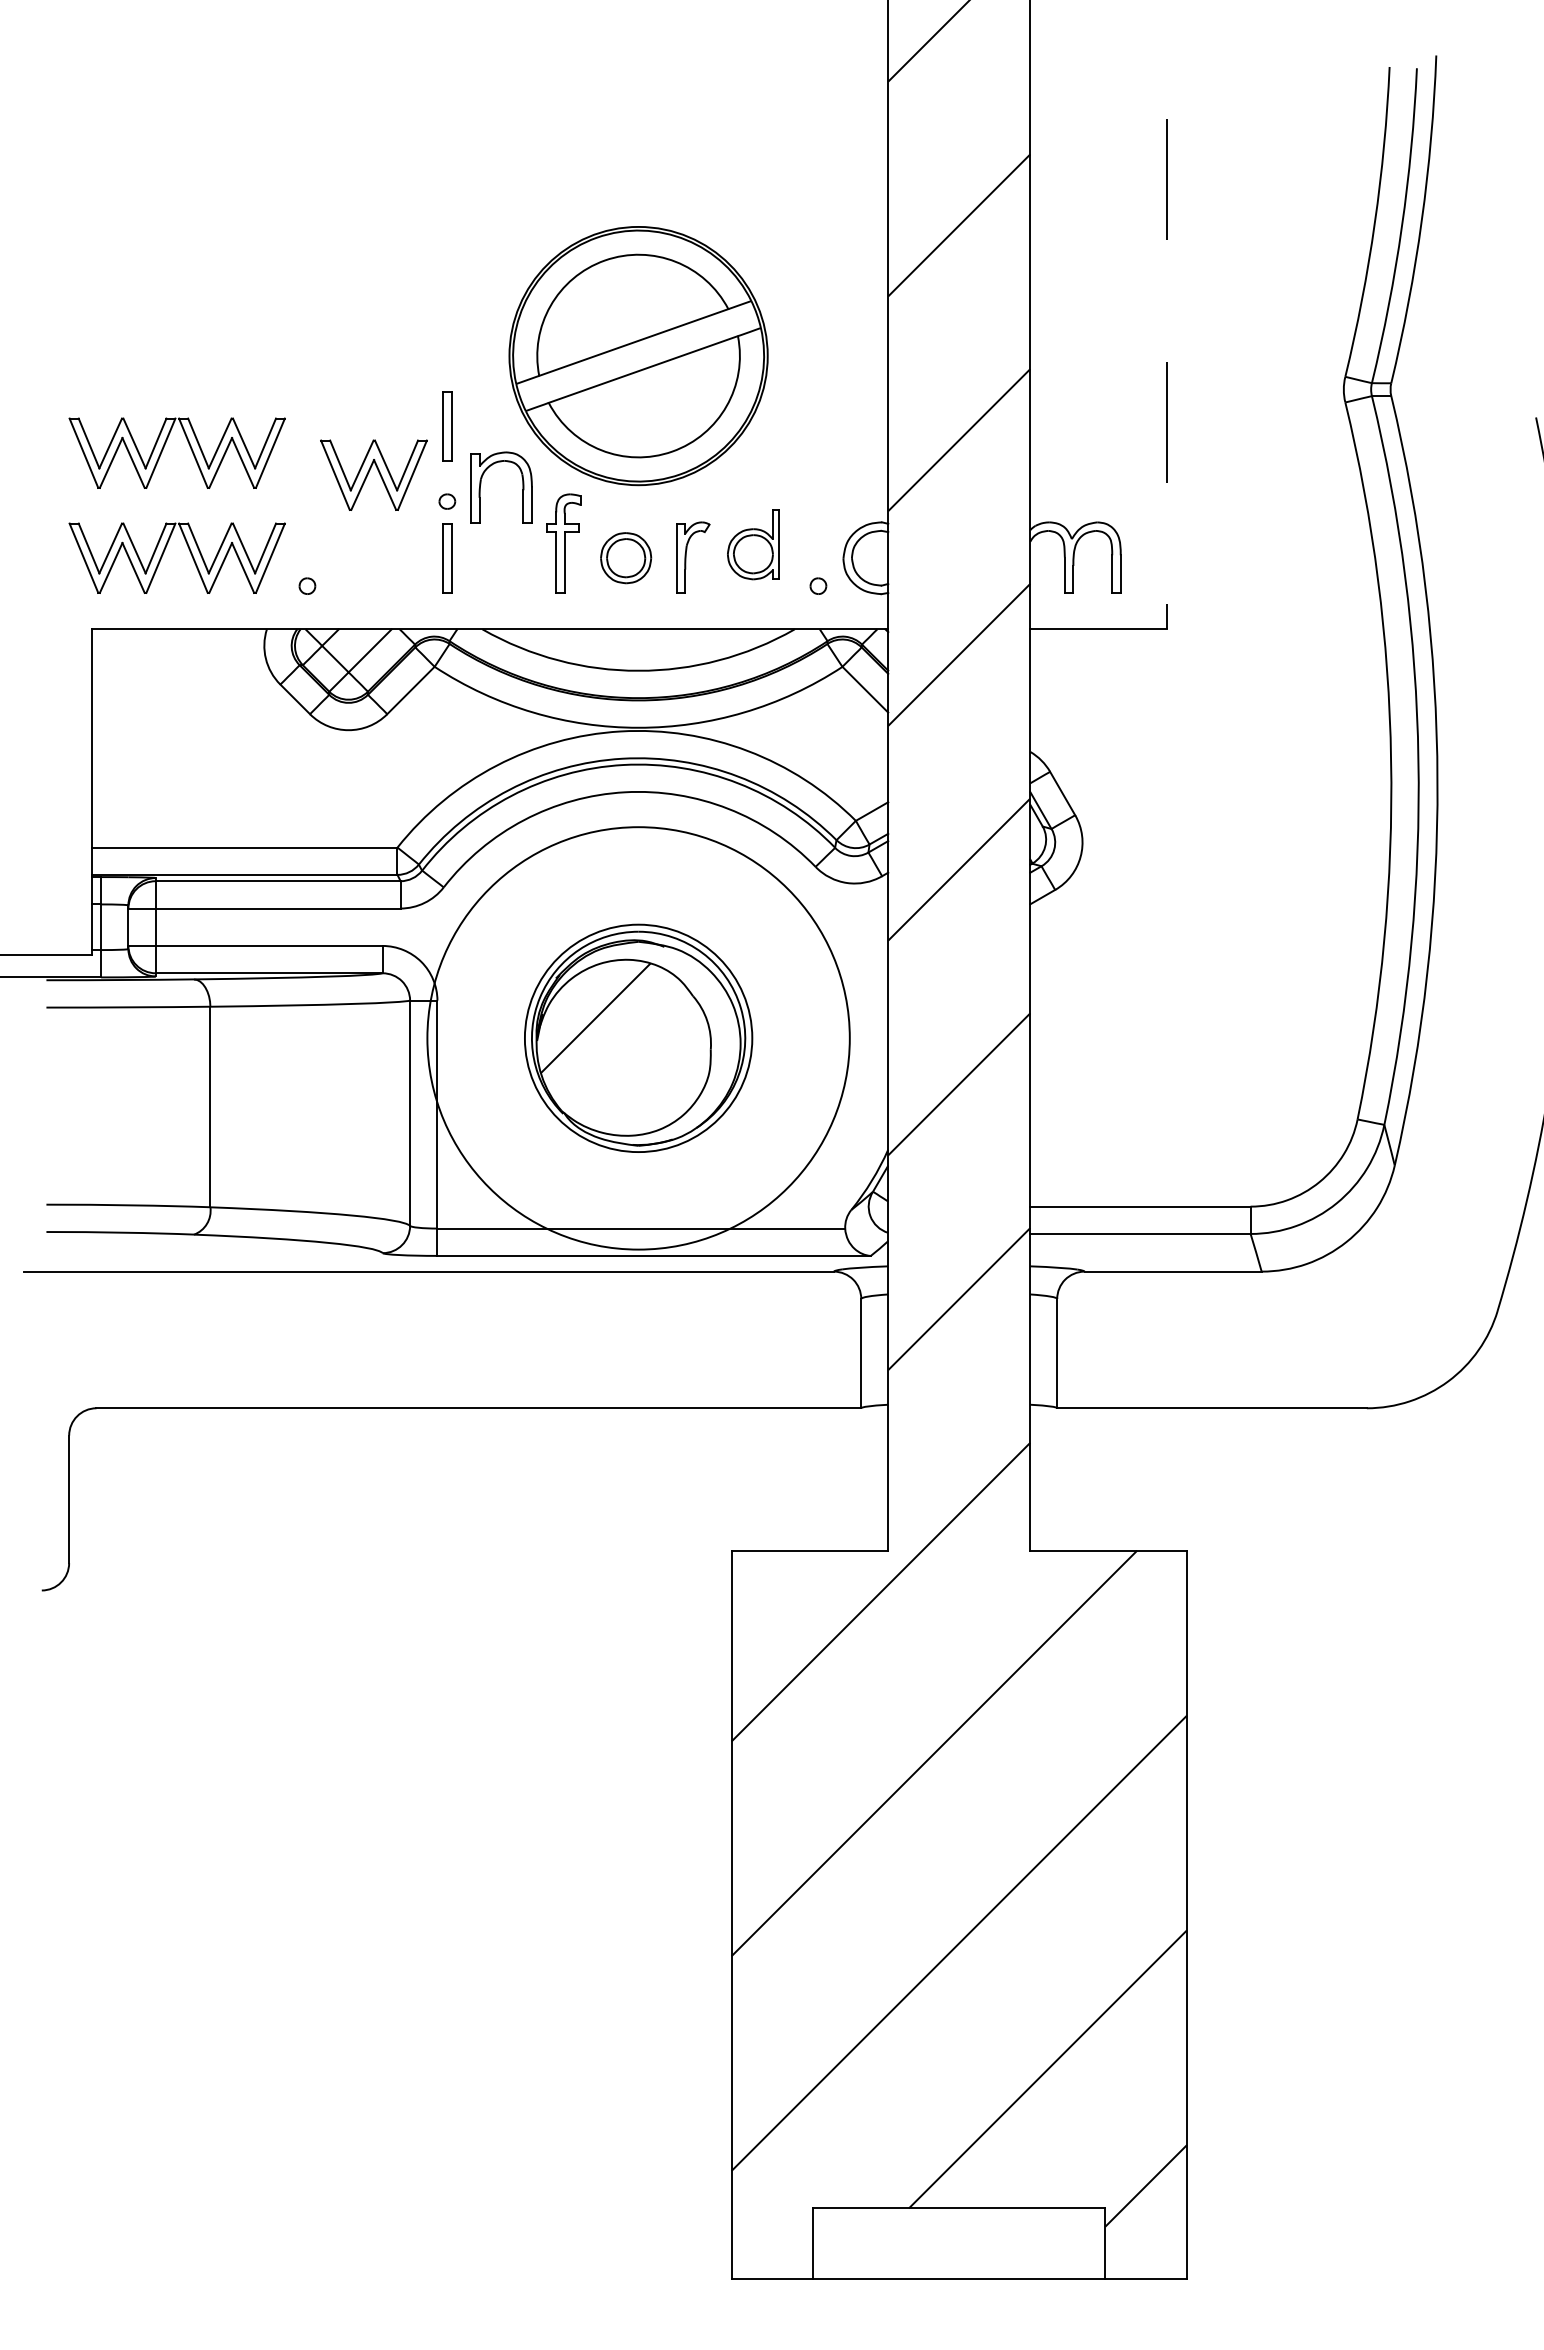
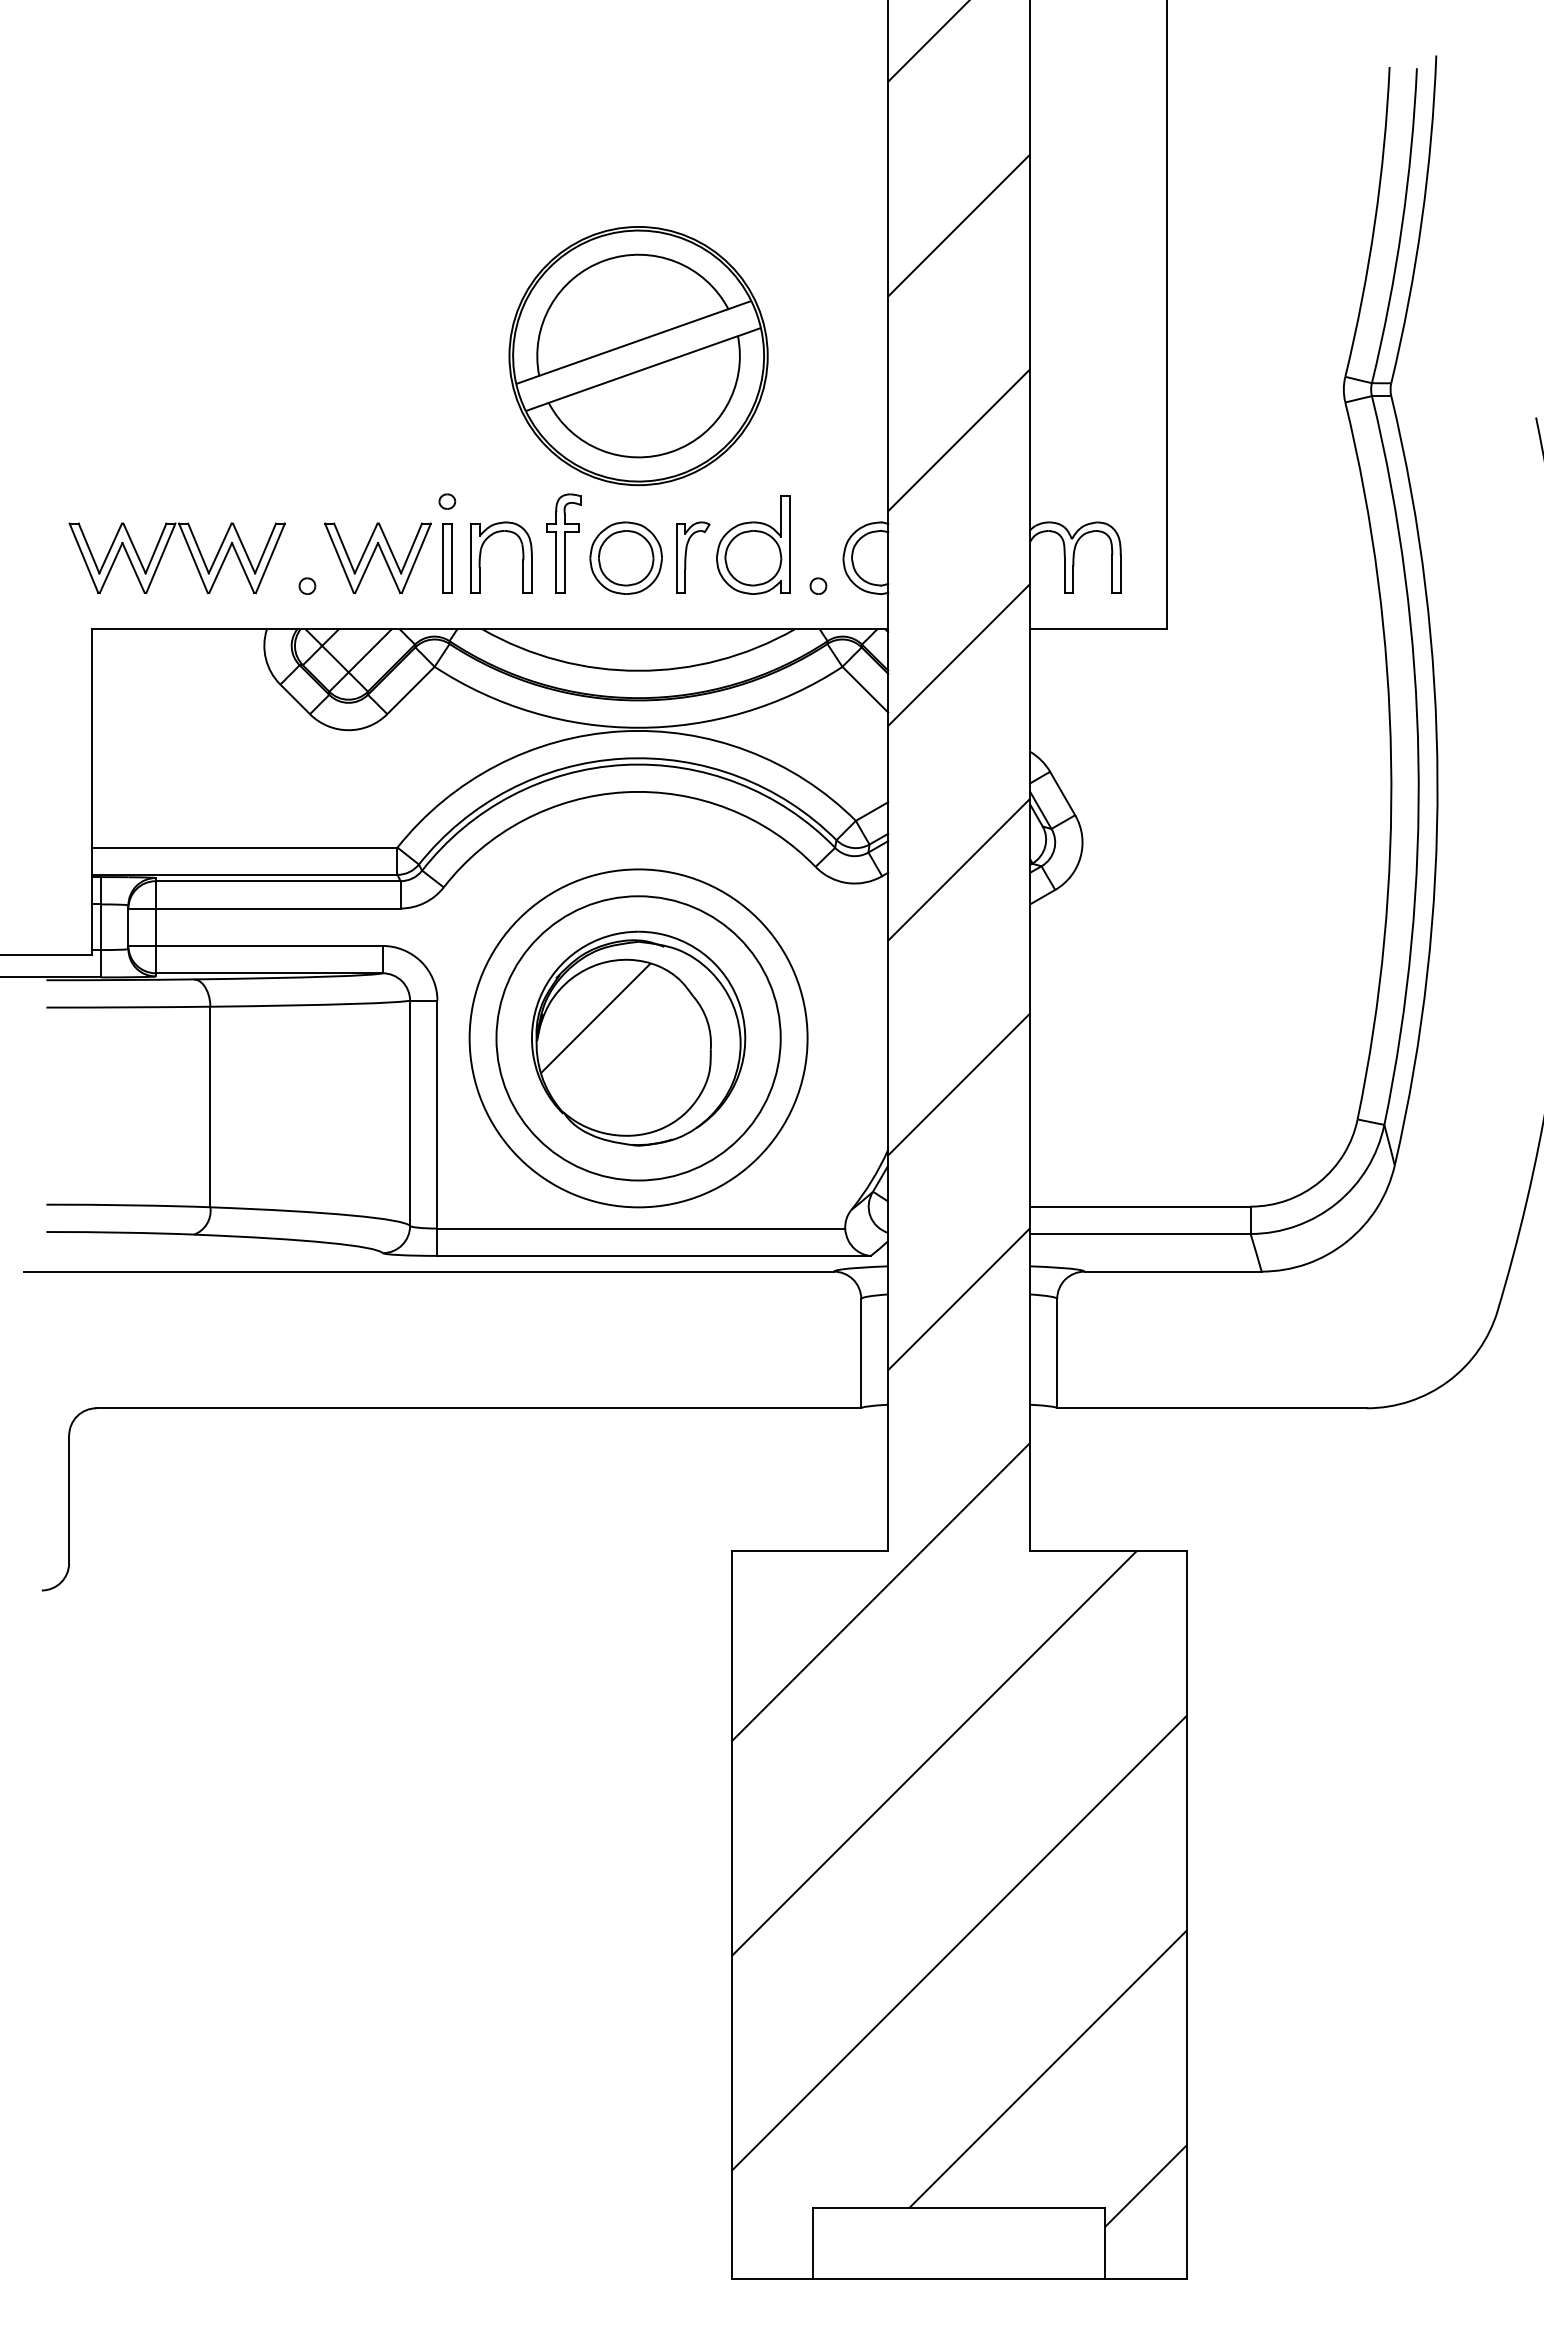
line: dashed -> solid (1167, 315)
part: present -> none (447, 426)
part: present -> none (164, 447)
part position: (373, 474) -> (377, 557) (377, 557)
part position: (481, 484) -> (481, 554) (481, 554)
part size: 53x72 px -> 75x100 px (753, 544)
part size: 53x53 px -> 74x74 px (625, 557)
circle diameter: 227 px -> 284 px (638, 1038)
circle diameter: 422 px -> 338 px (638, 1038)
